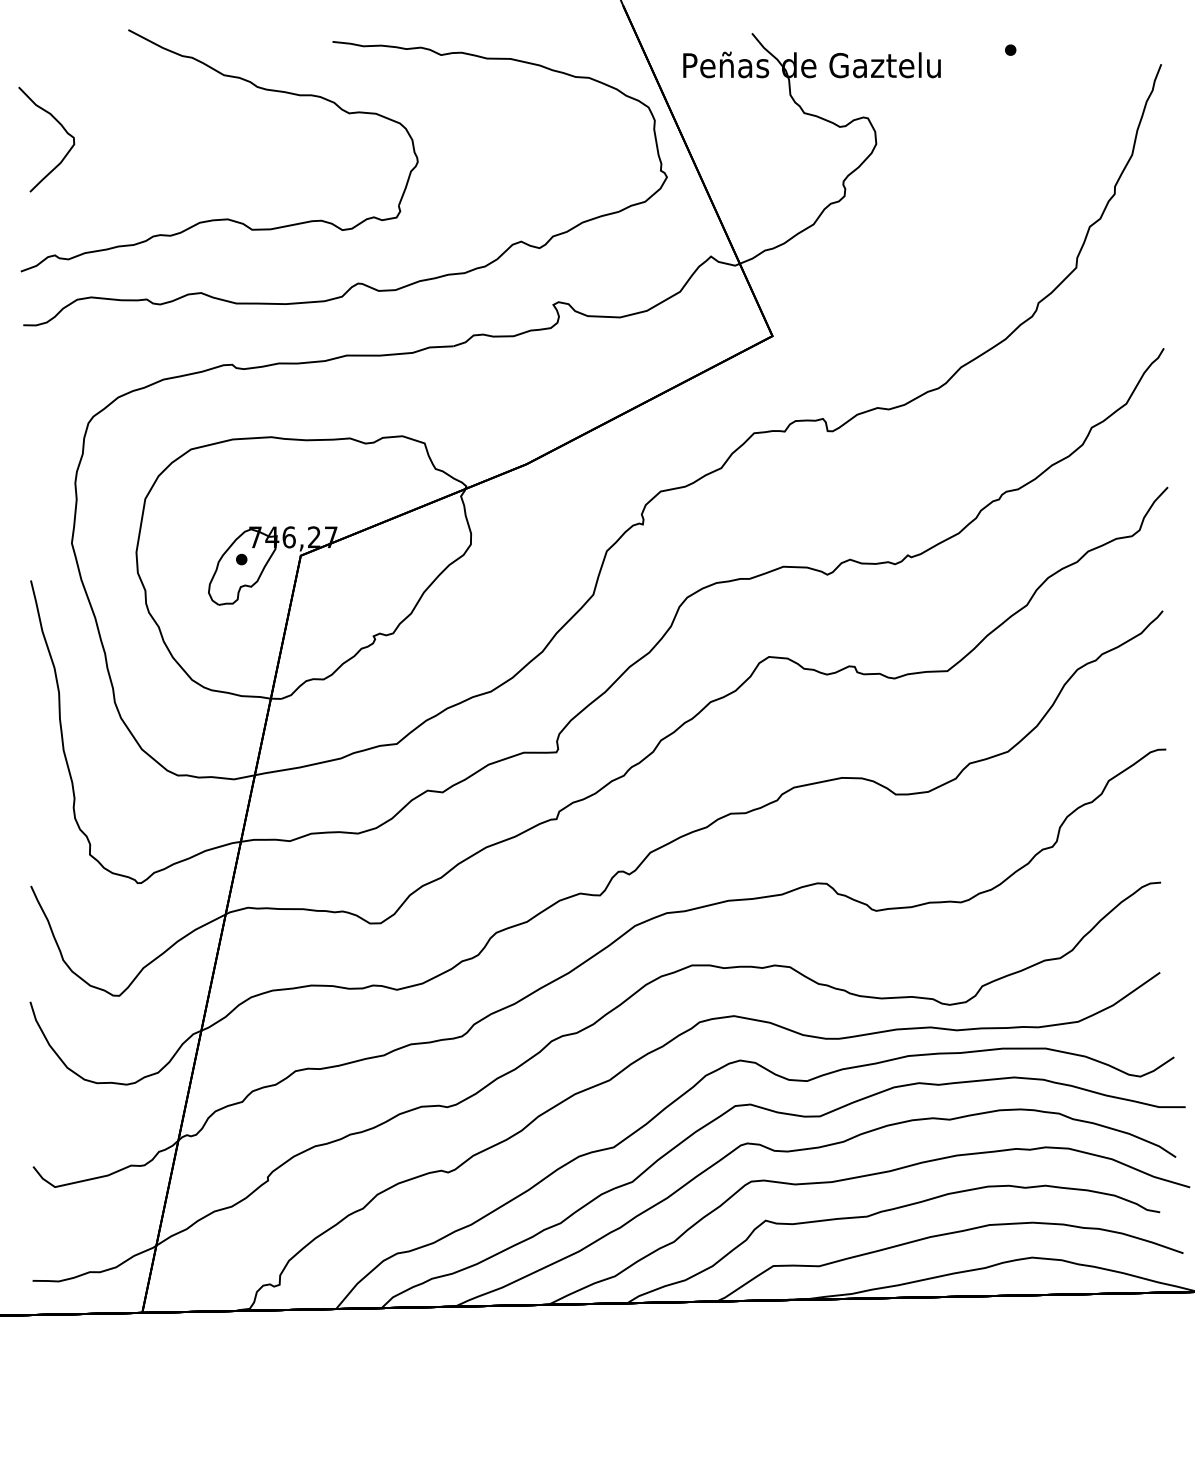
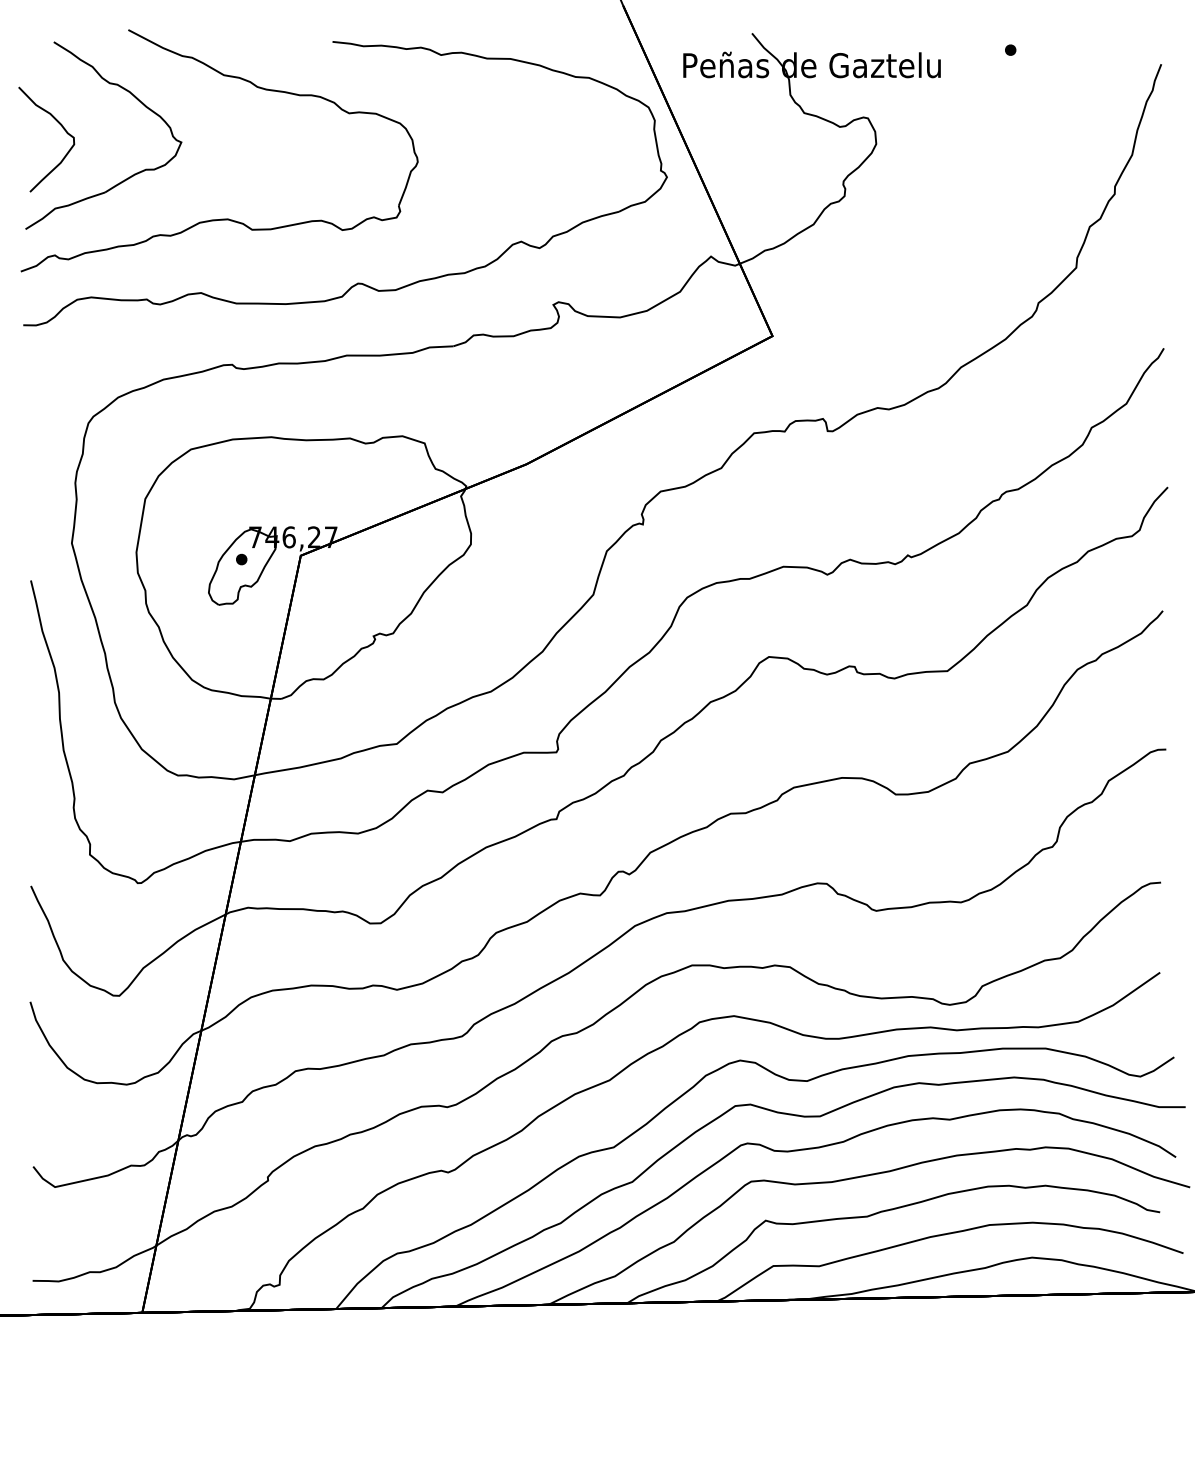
part: none -> present (127, 177)
